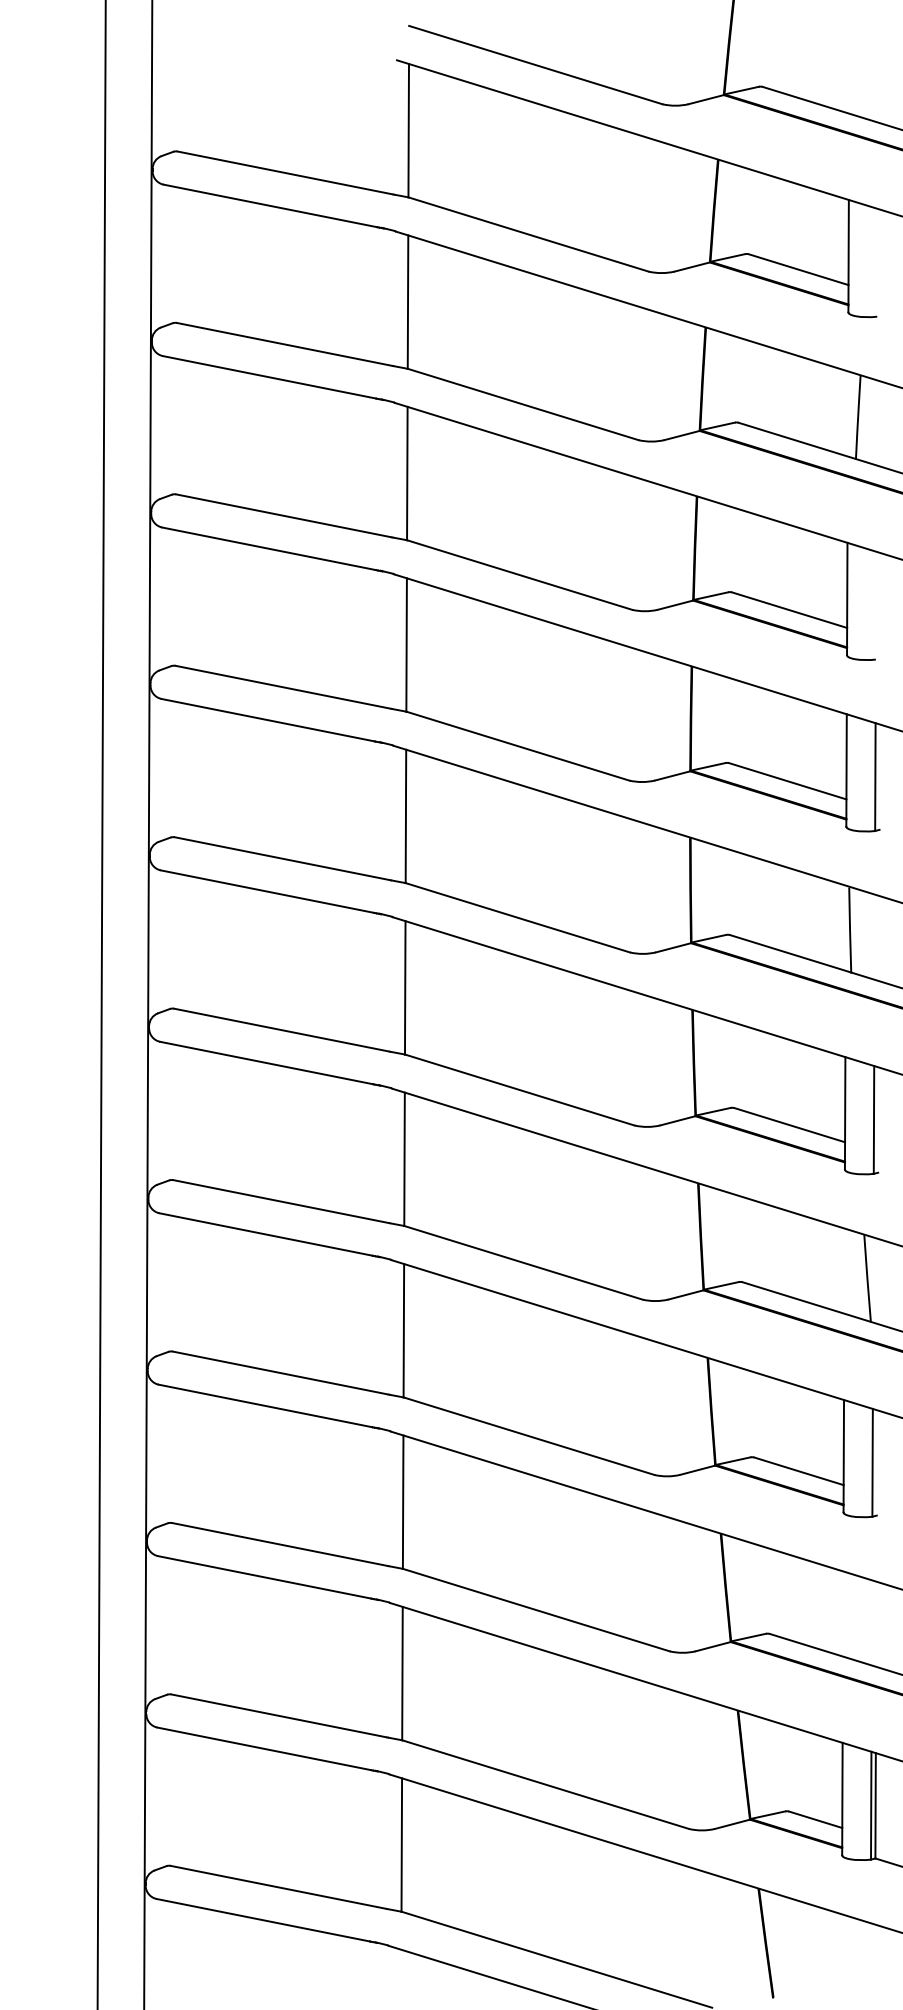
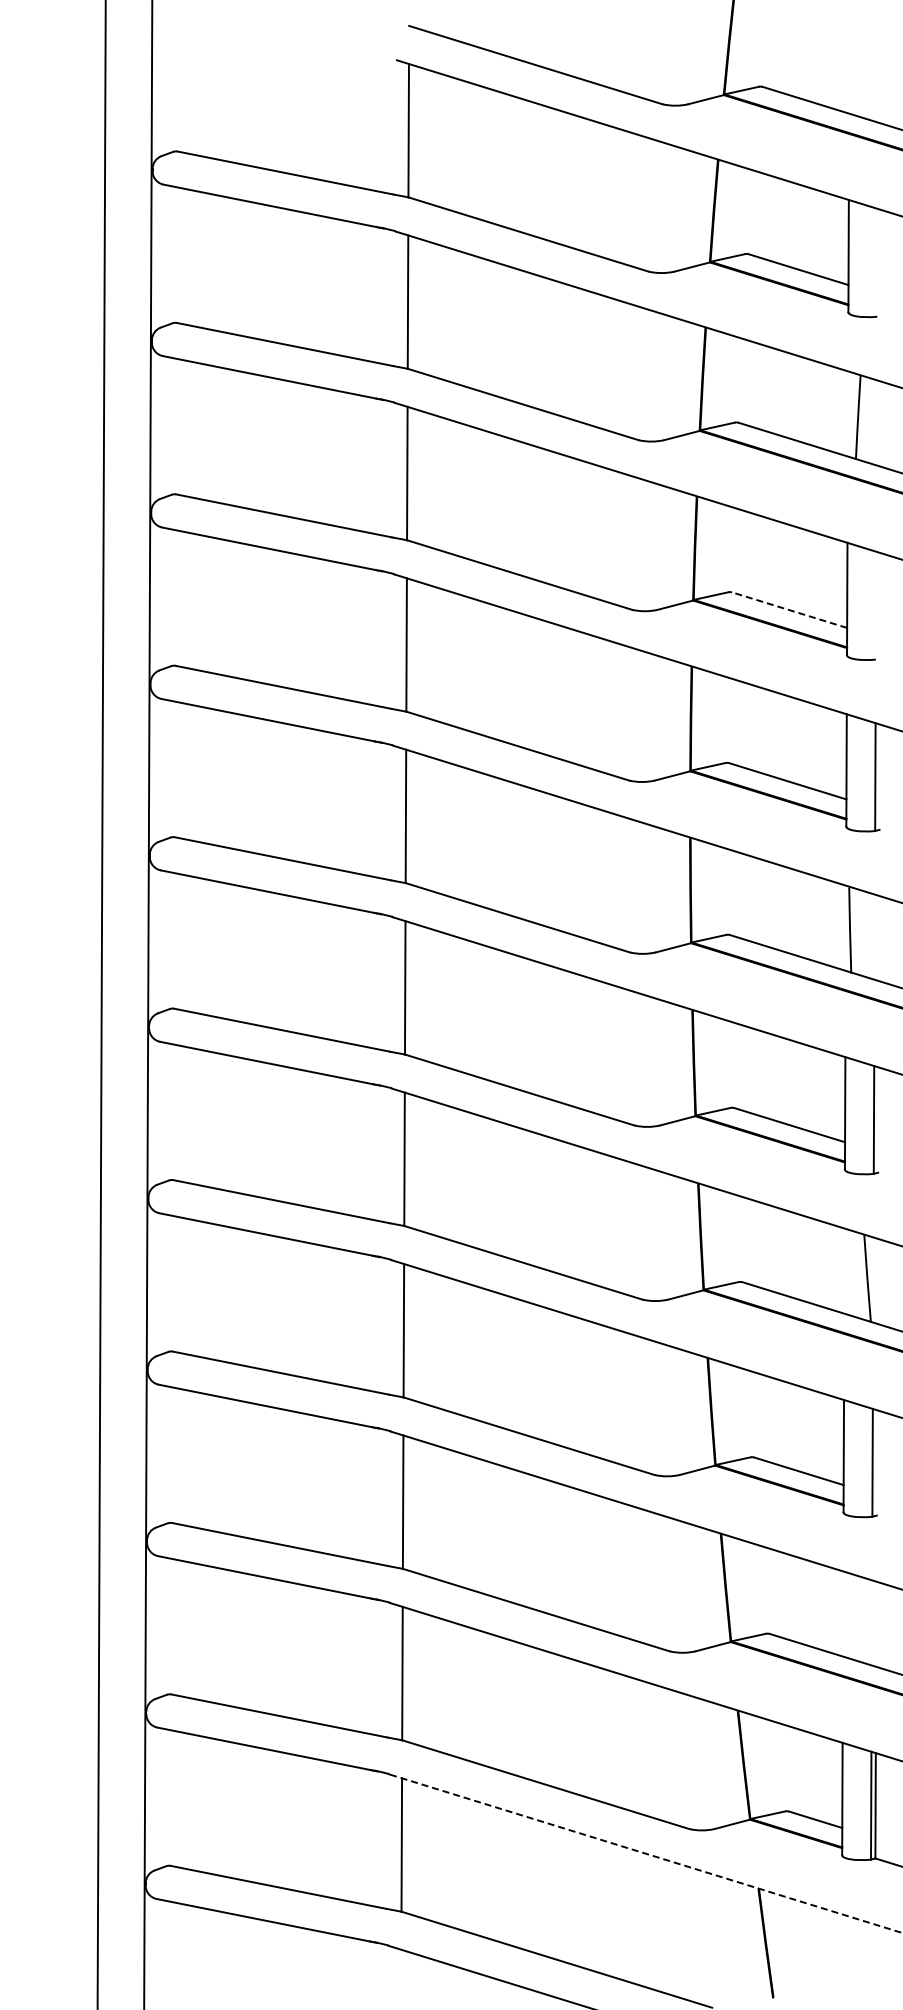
line: solid -> dashed (789, 610)
line: solid -> dashed (646, 1853)
